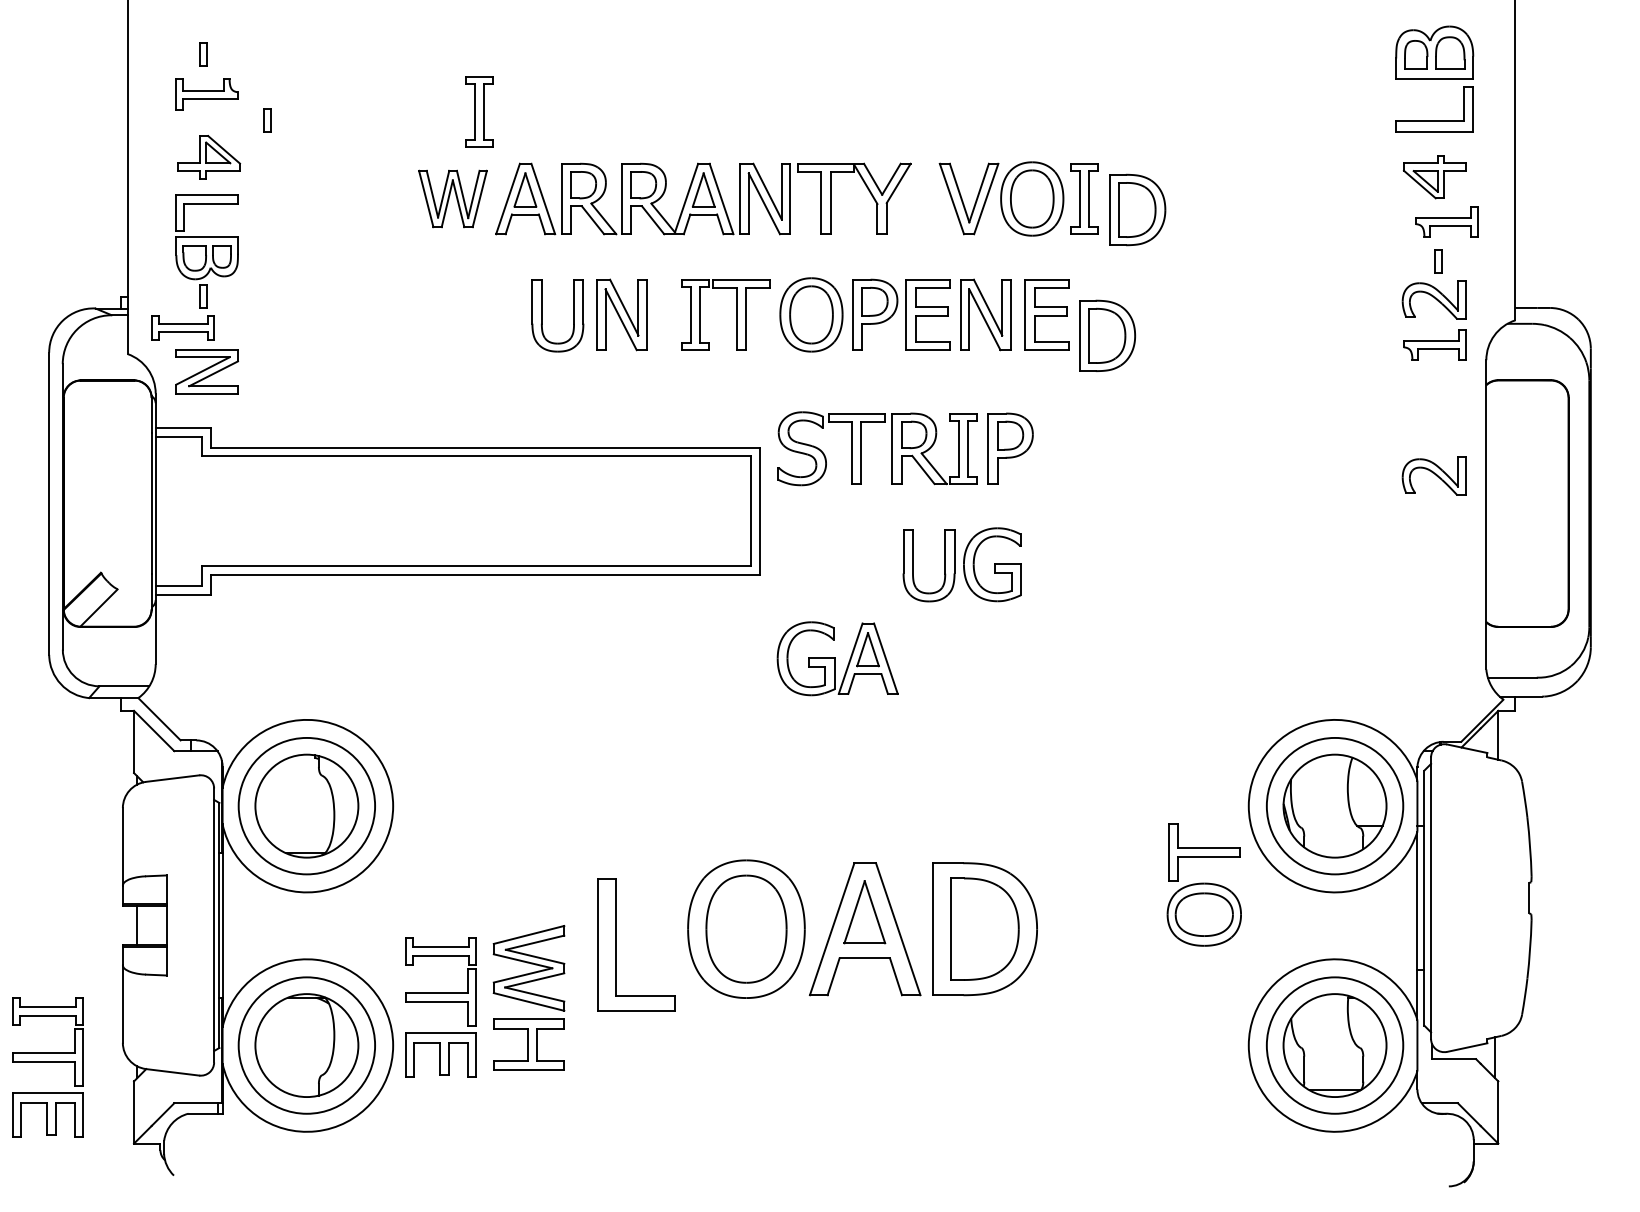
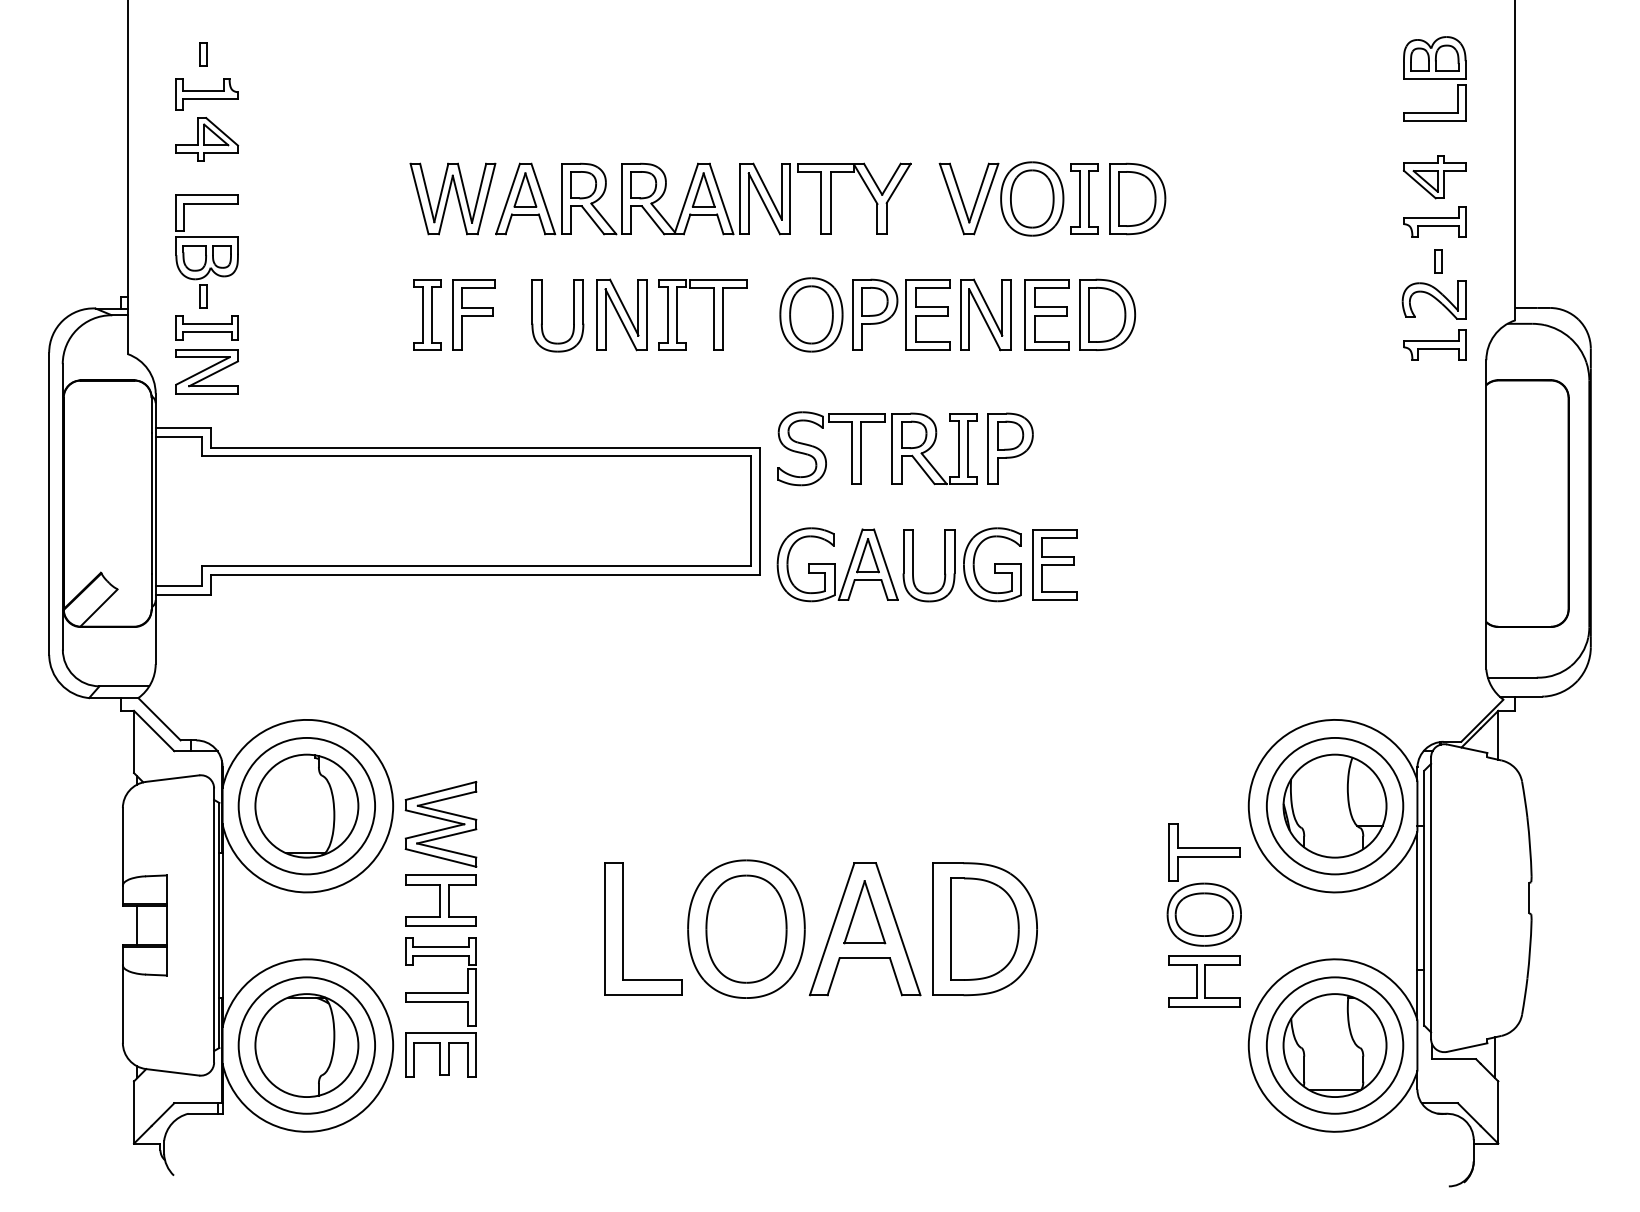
part size: 80x108 px -> 64x86 px (1434, 78)
part position: (479, 111) -> (427, 314) (427, 314)
part: present -> none (267, 120)
part position: (209, 157) -> (207, 139) (207, 139)
part size: 70x60 px -> 88x74 px (452, 198)
part position: (1137, 209) -> (1137, 198) (1137, 198)
part position: (1446, 221) -> (1434, 221) (1434, 221)
part: none -> present (473, 314)
part position: (736, 314) -> (713, 314) (713, 314)
part position: (182, 327) -> (206, 327) (206, 327)
part position: (1107, 335) -> (1107, 314) (1107, 314)
part: present -> none (1433, 475)
part: none -> present (1054, 564)
part position: (837, 658) -> (837, 564) (837, 564)
part position: (616, 944) -> (623, 928) (623, 928)
part: none -> present (1204, 981)
part position: (528, 997) -> (440, 853) (440, 853)
part: present -> none (47, 1067)
